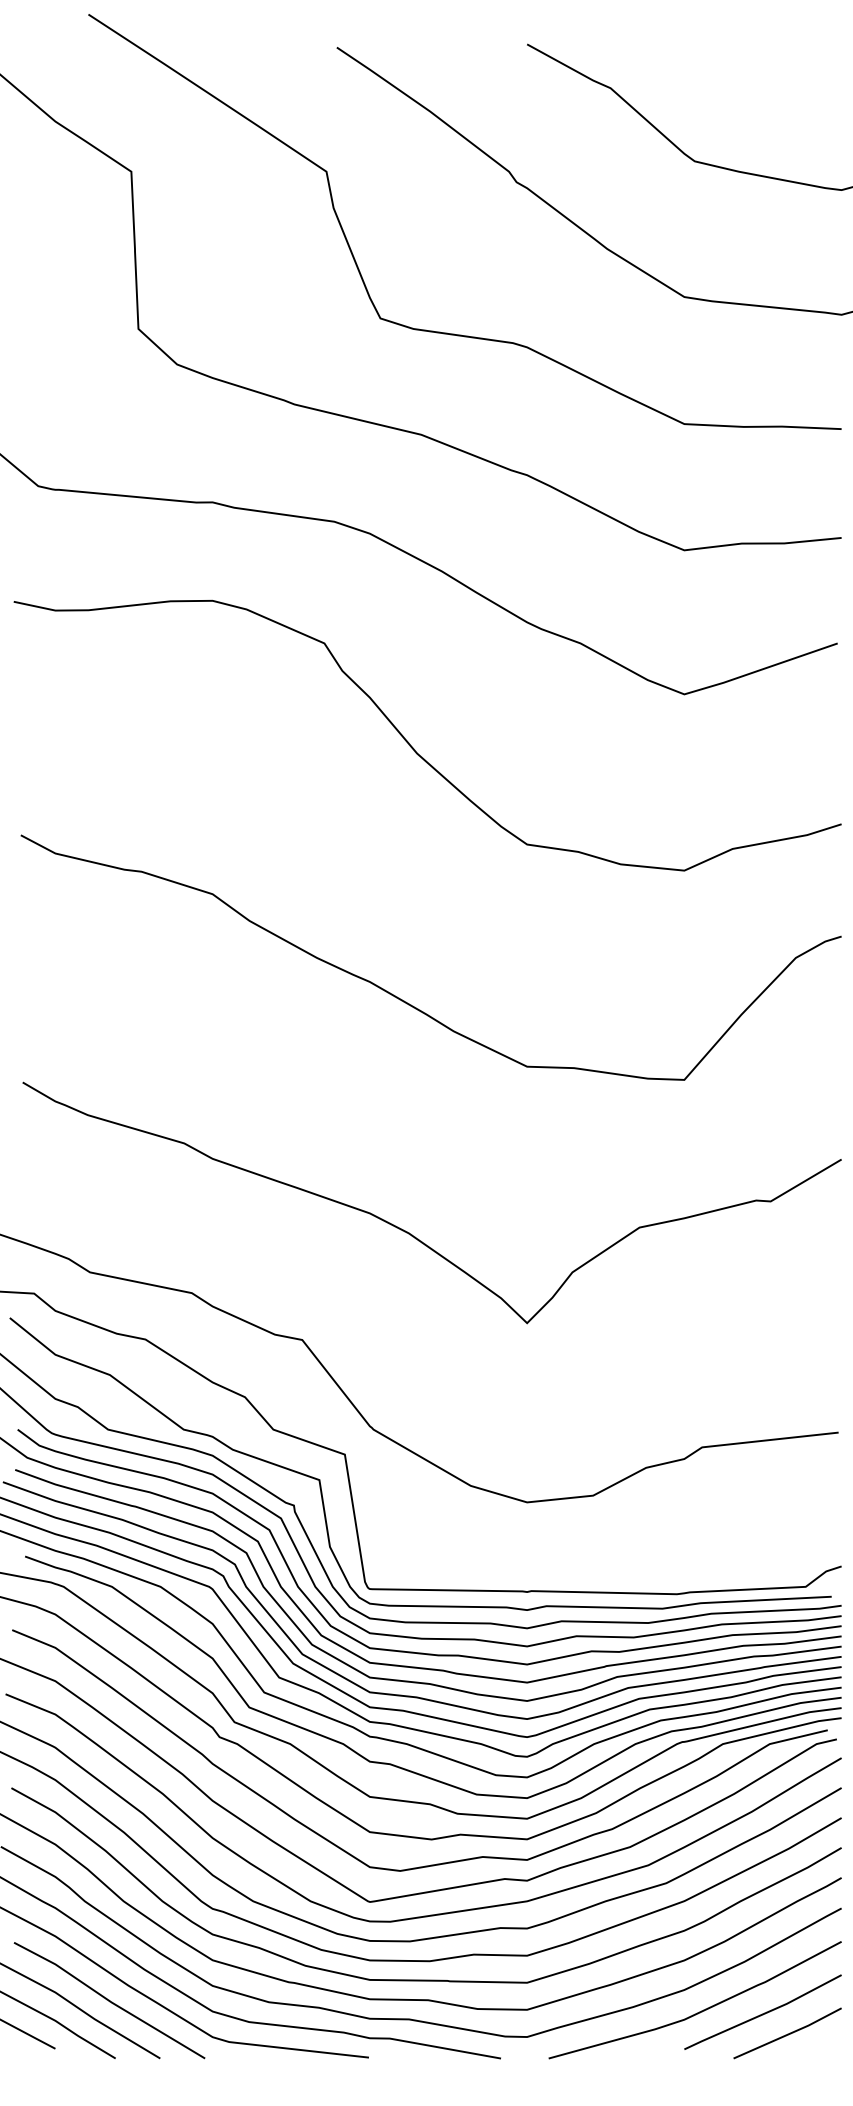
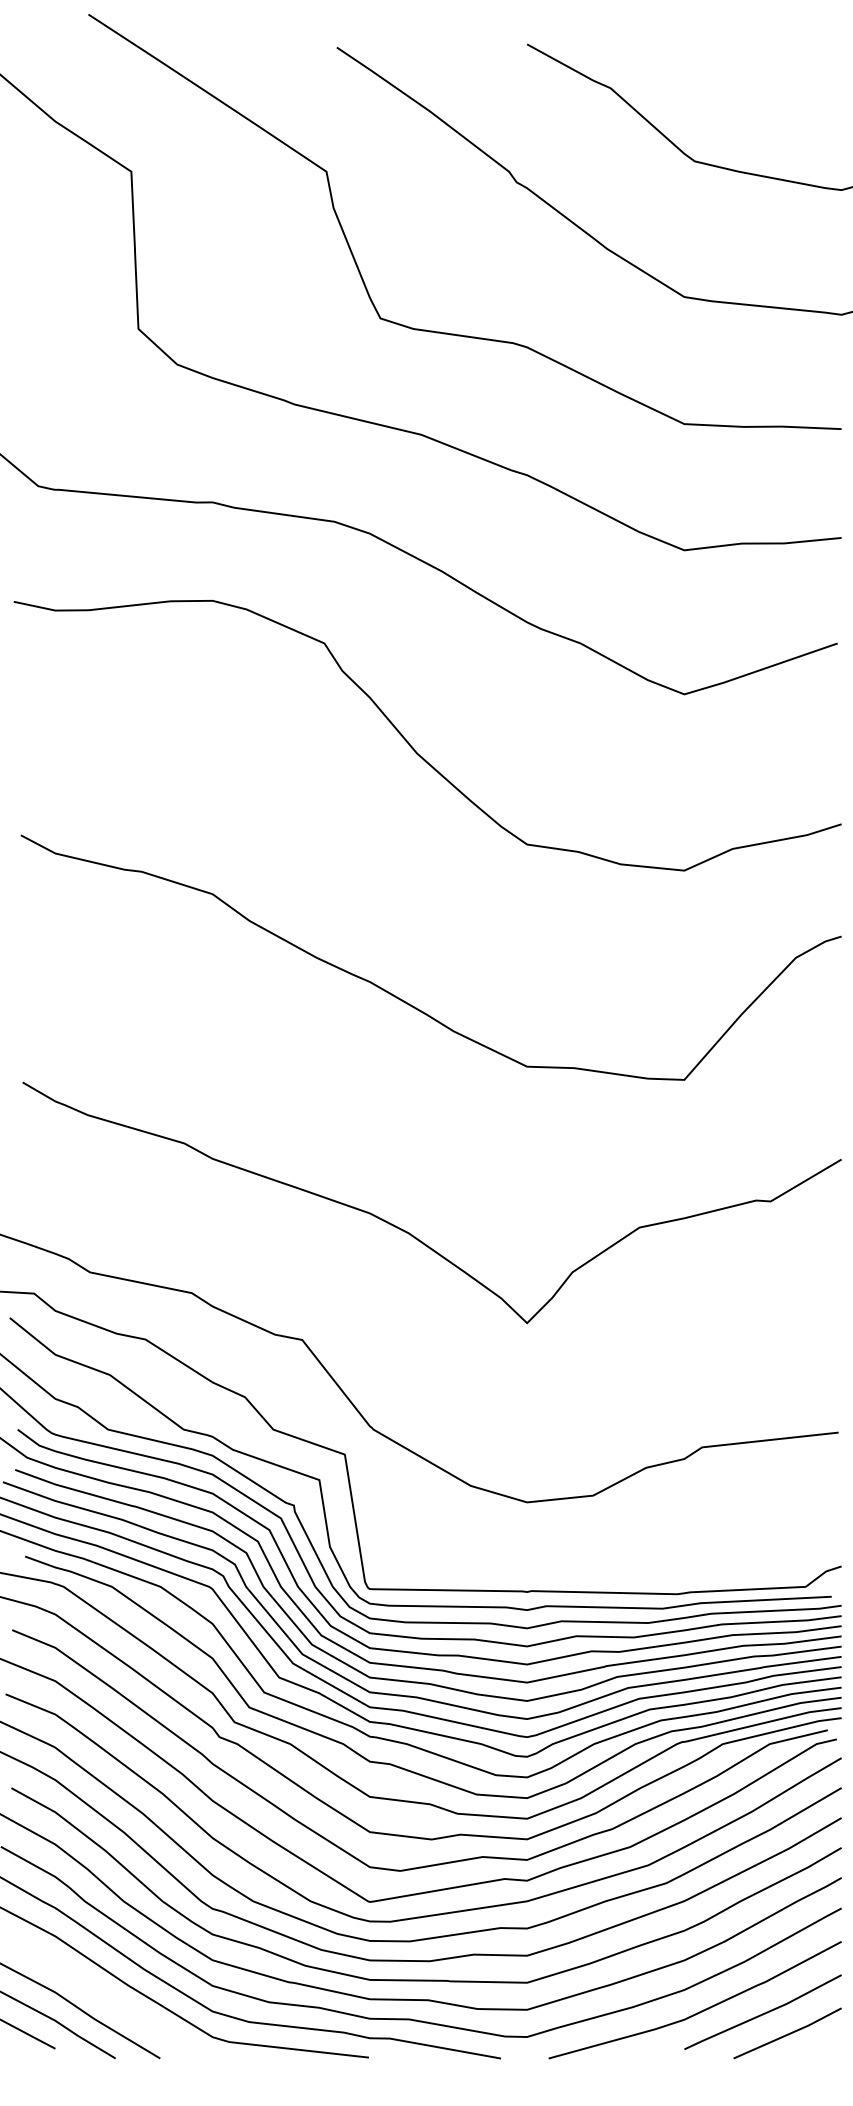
line: present -> none (109, 2000)
